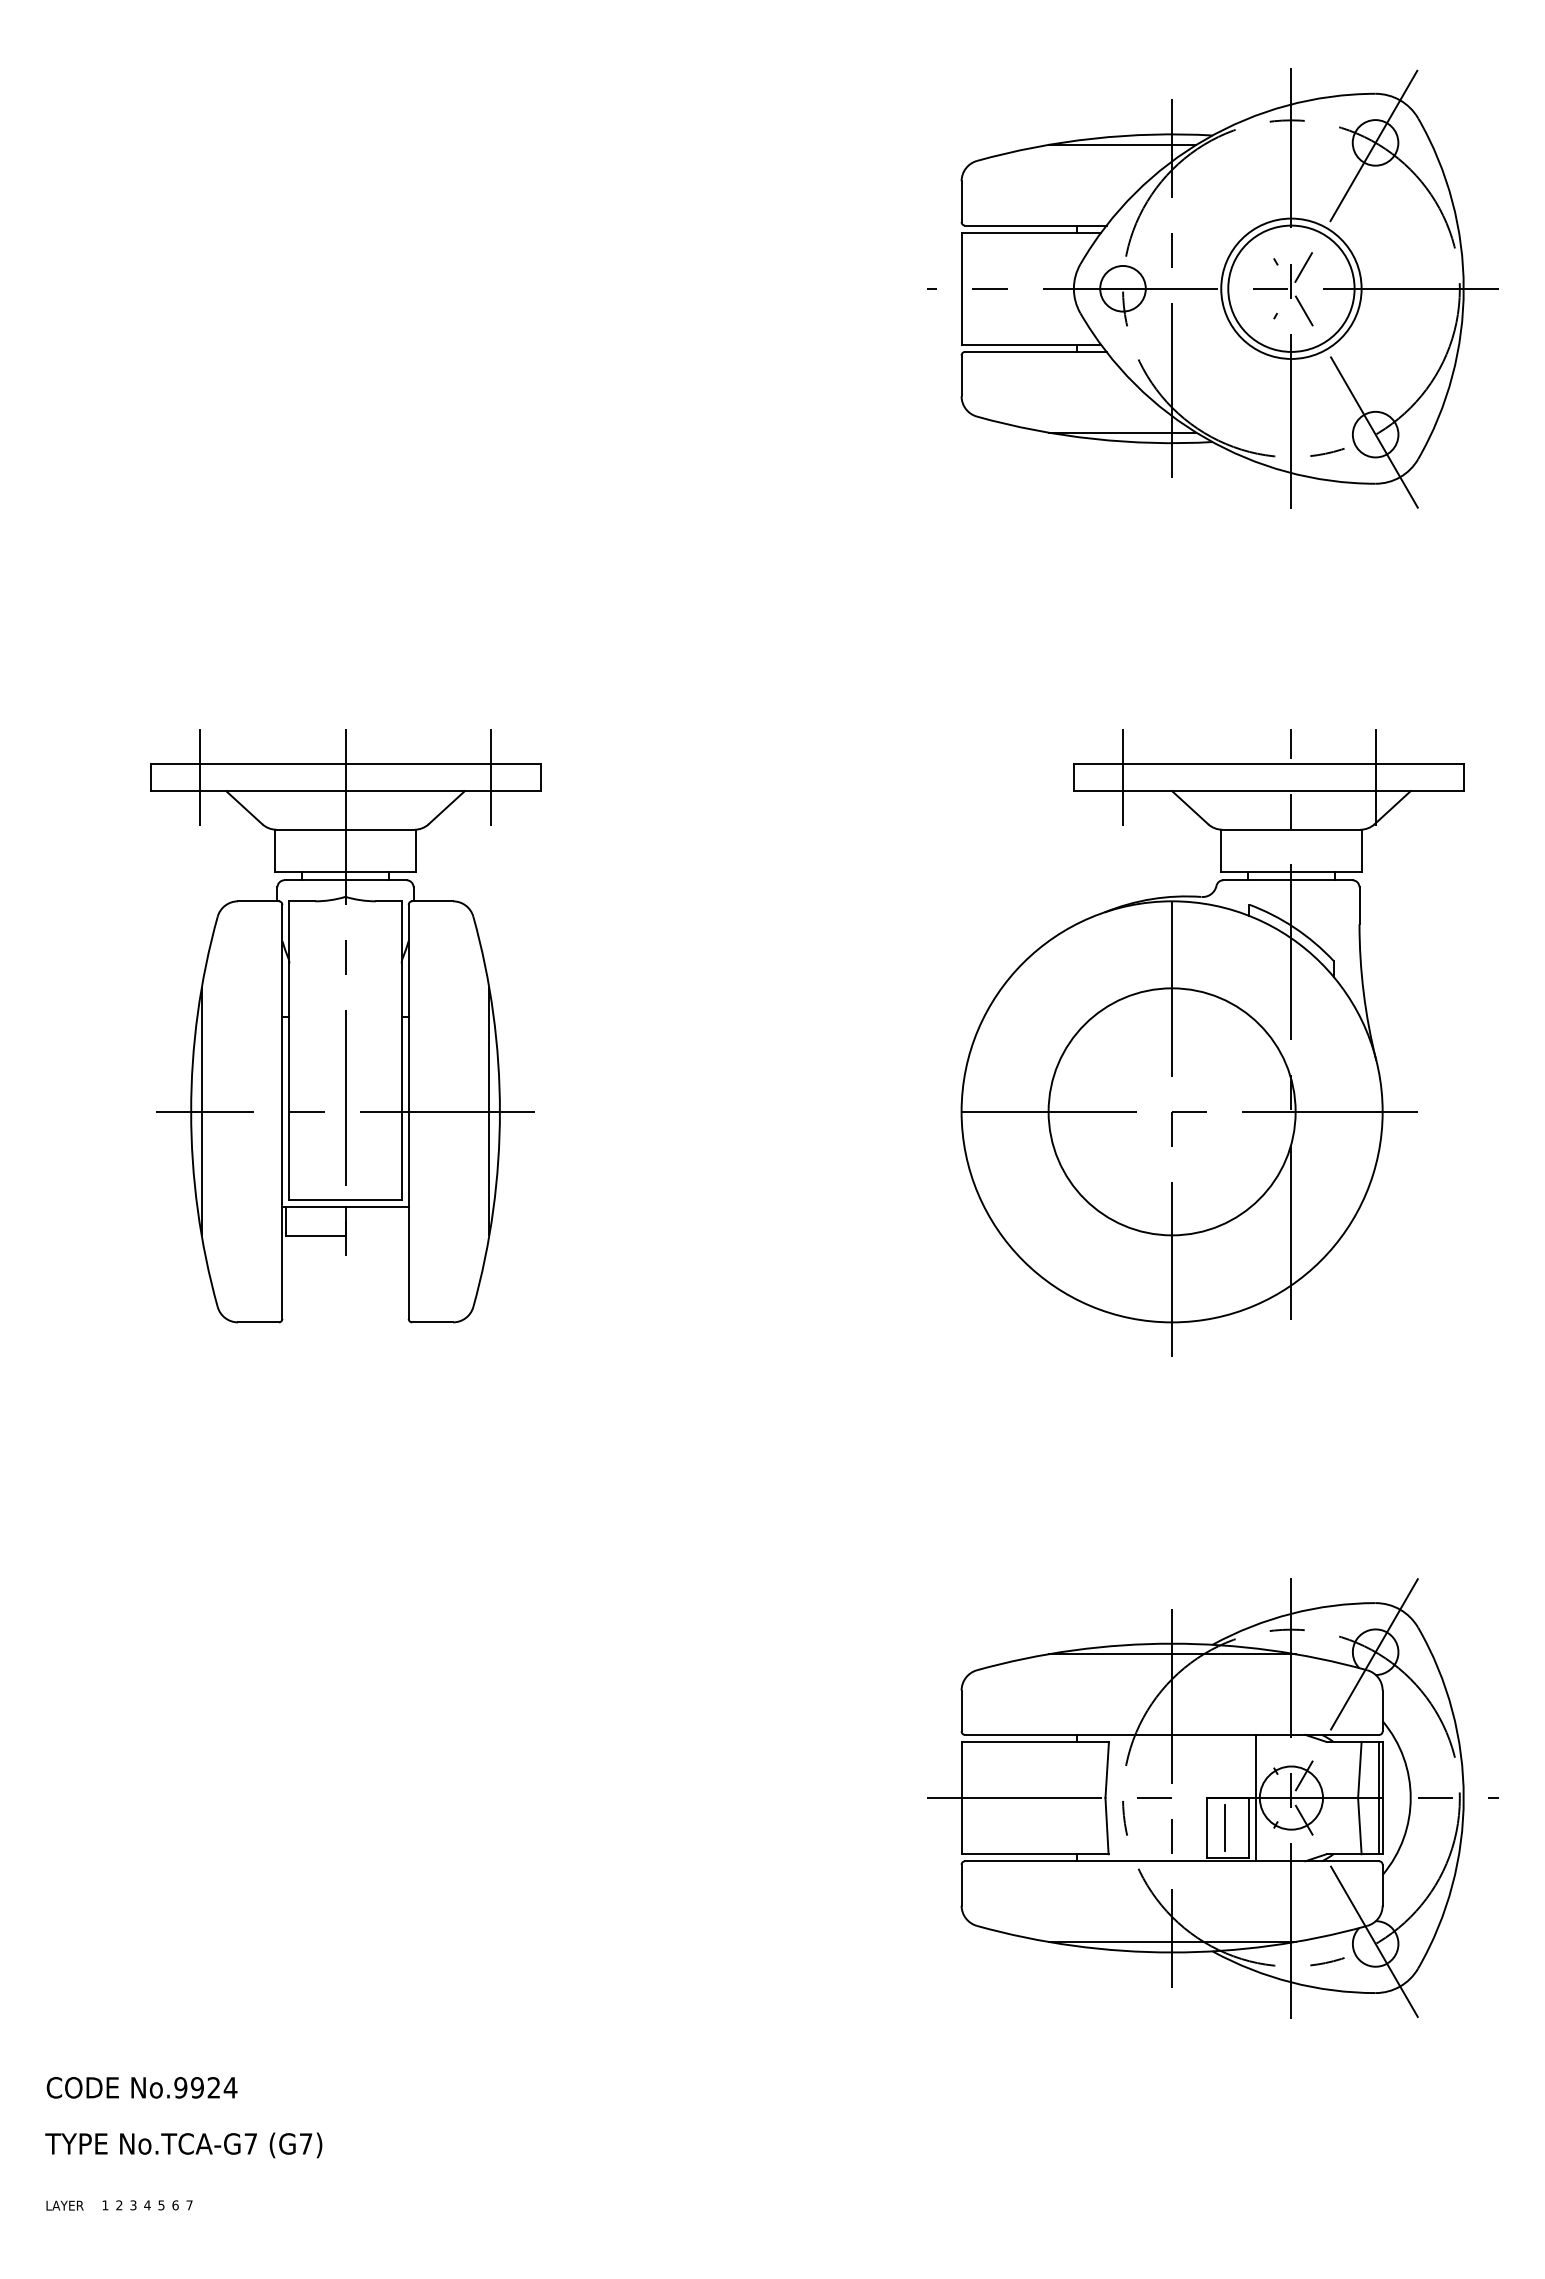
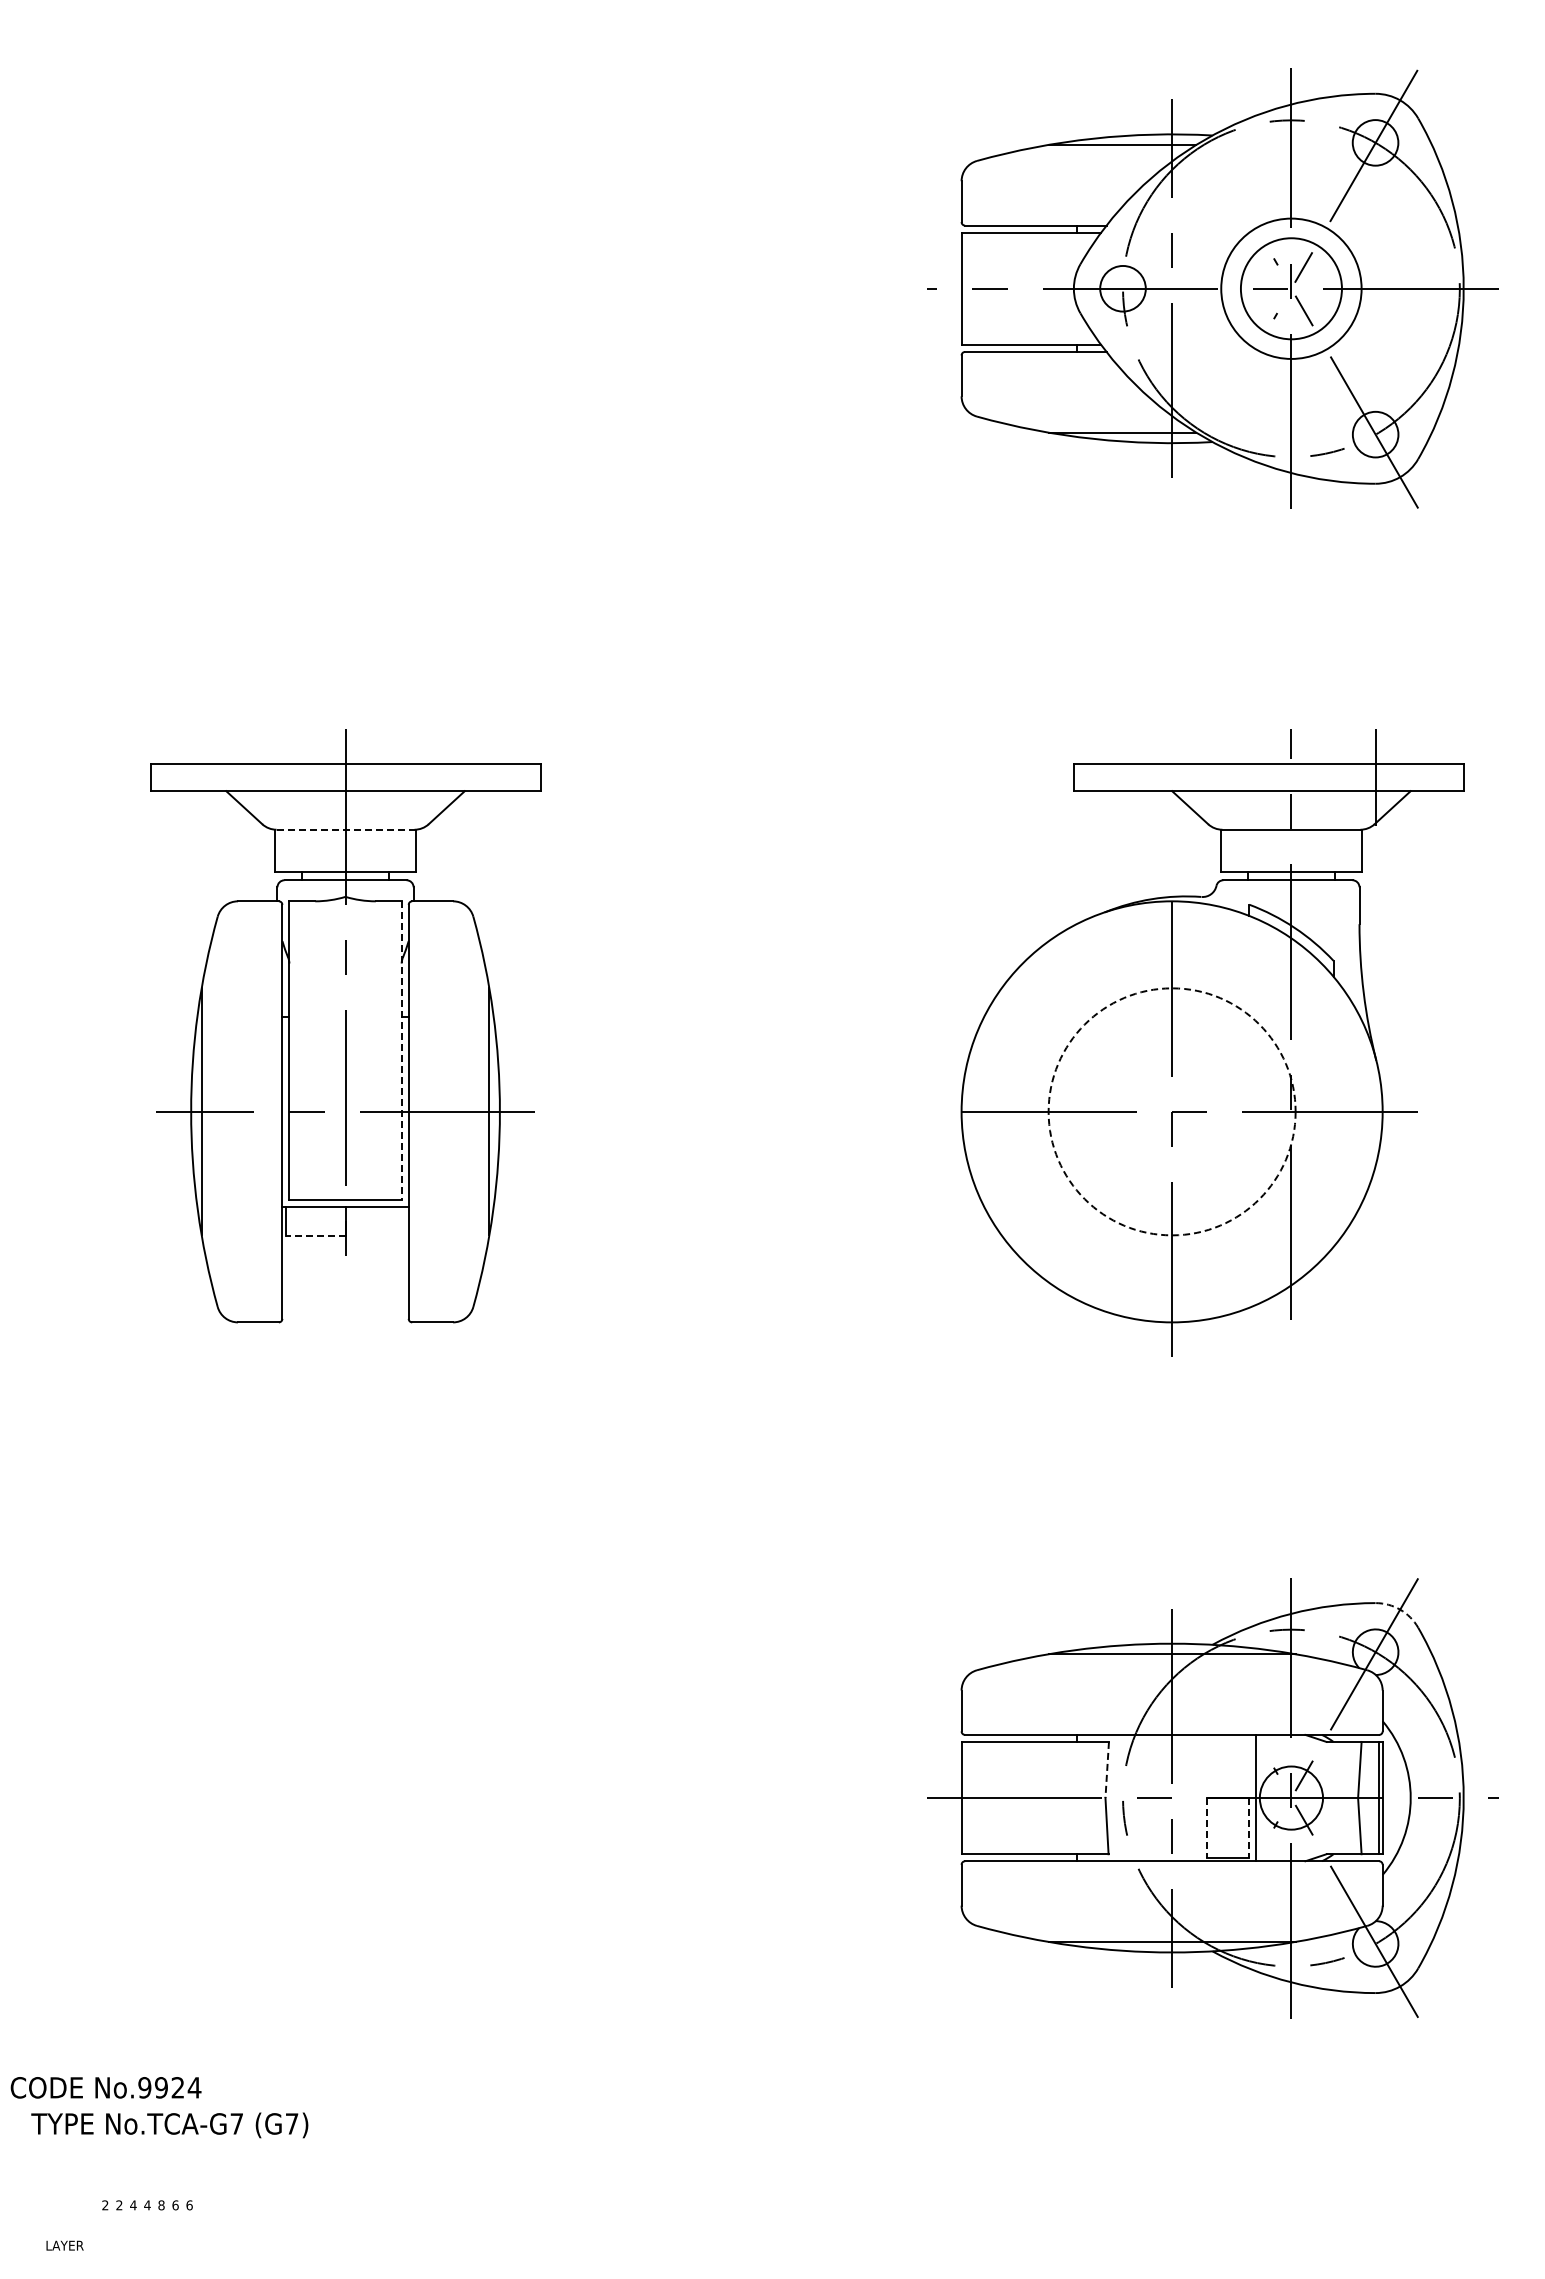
circle diameter: 126 px -> 101 px (1290, 288)
line: present -> none (199, 777)
line: present -> none (491, 777)
line: present -> none (1123, 777)
line: solid -> dashed (345, 829)
line: solid -> dashed (401, 1050)
circle: solid -> dashed (1171, 1111)
line: solid -> dashed (315, 1236)
arc: solid -> dashed (1400, 1609)
line: solid -> dashed (1107, 1770)
line: solid -> dashed (1207, 1827)
line: present -> none (1224, 1827)
line: solid -> dashed (1249, 1827)
text position: (141, 2087) -> (105, 2087) (105, 2087)
text position: (183, 2145) -> (169, 2125) (169, 2125)
text position: (64, 2205) -> (64, 2245) (64, 2245)
text: 1 -> 2 (105, 2205)
text: 3 -> 4 (133, 2205)
text: 5 -> 8 (161, 2205)
text: 7 -> 6 (189, 2205)
